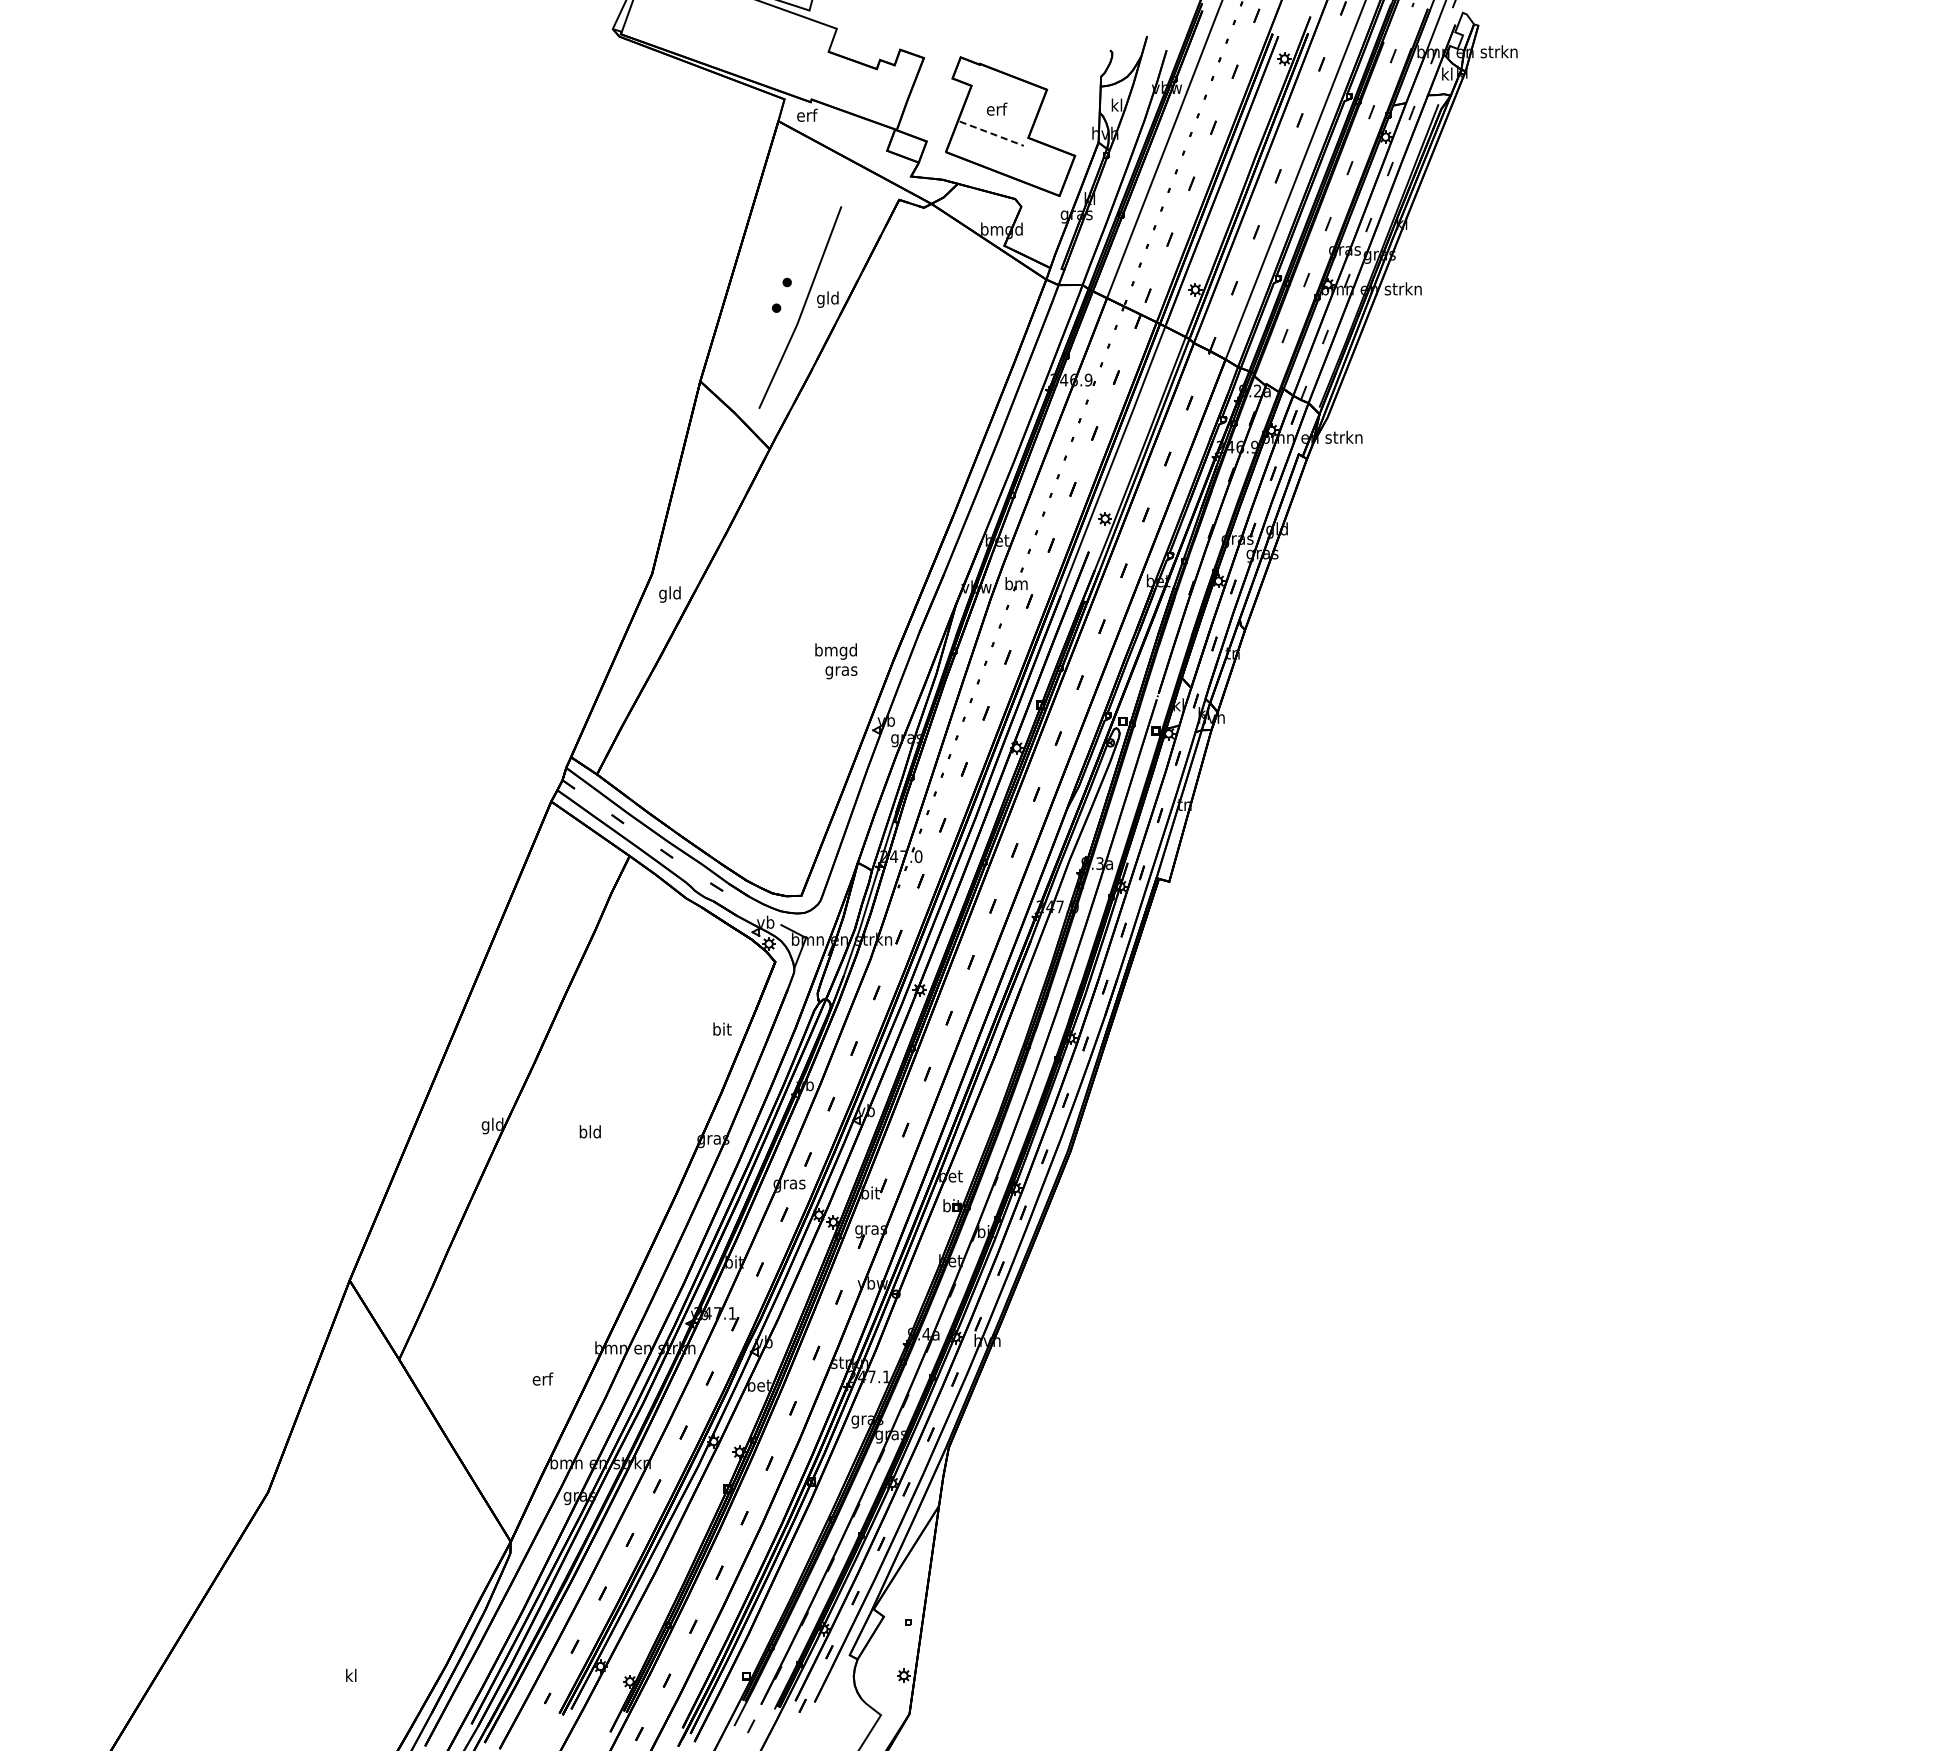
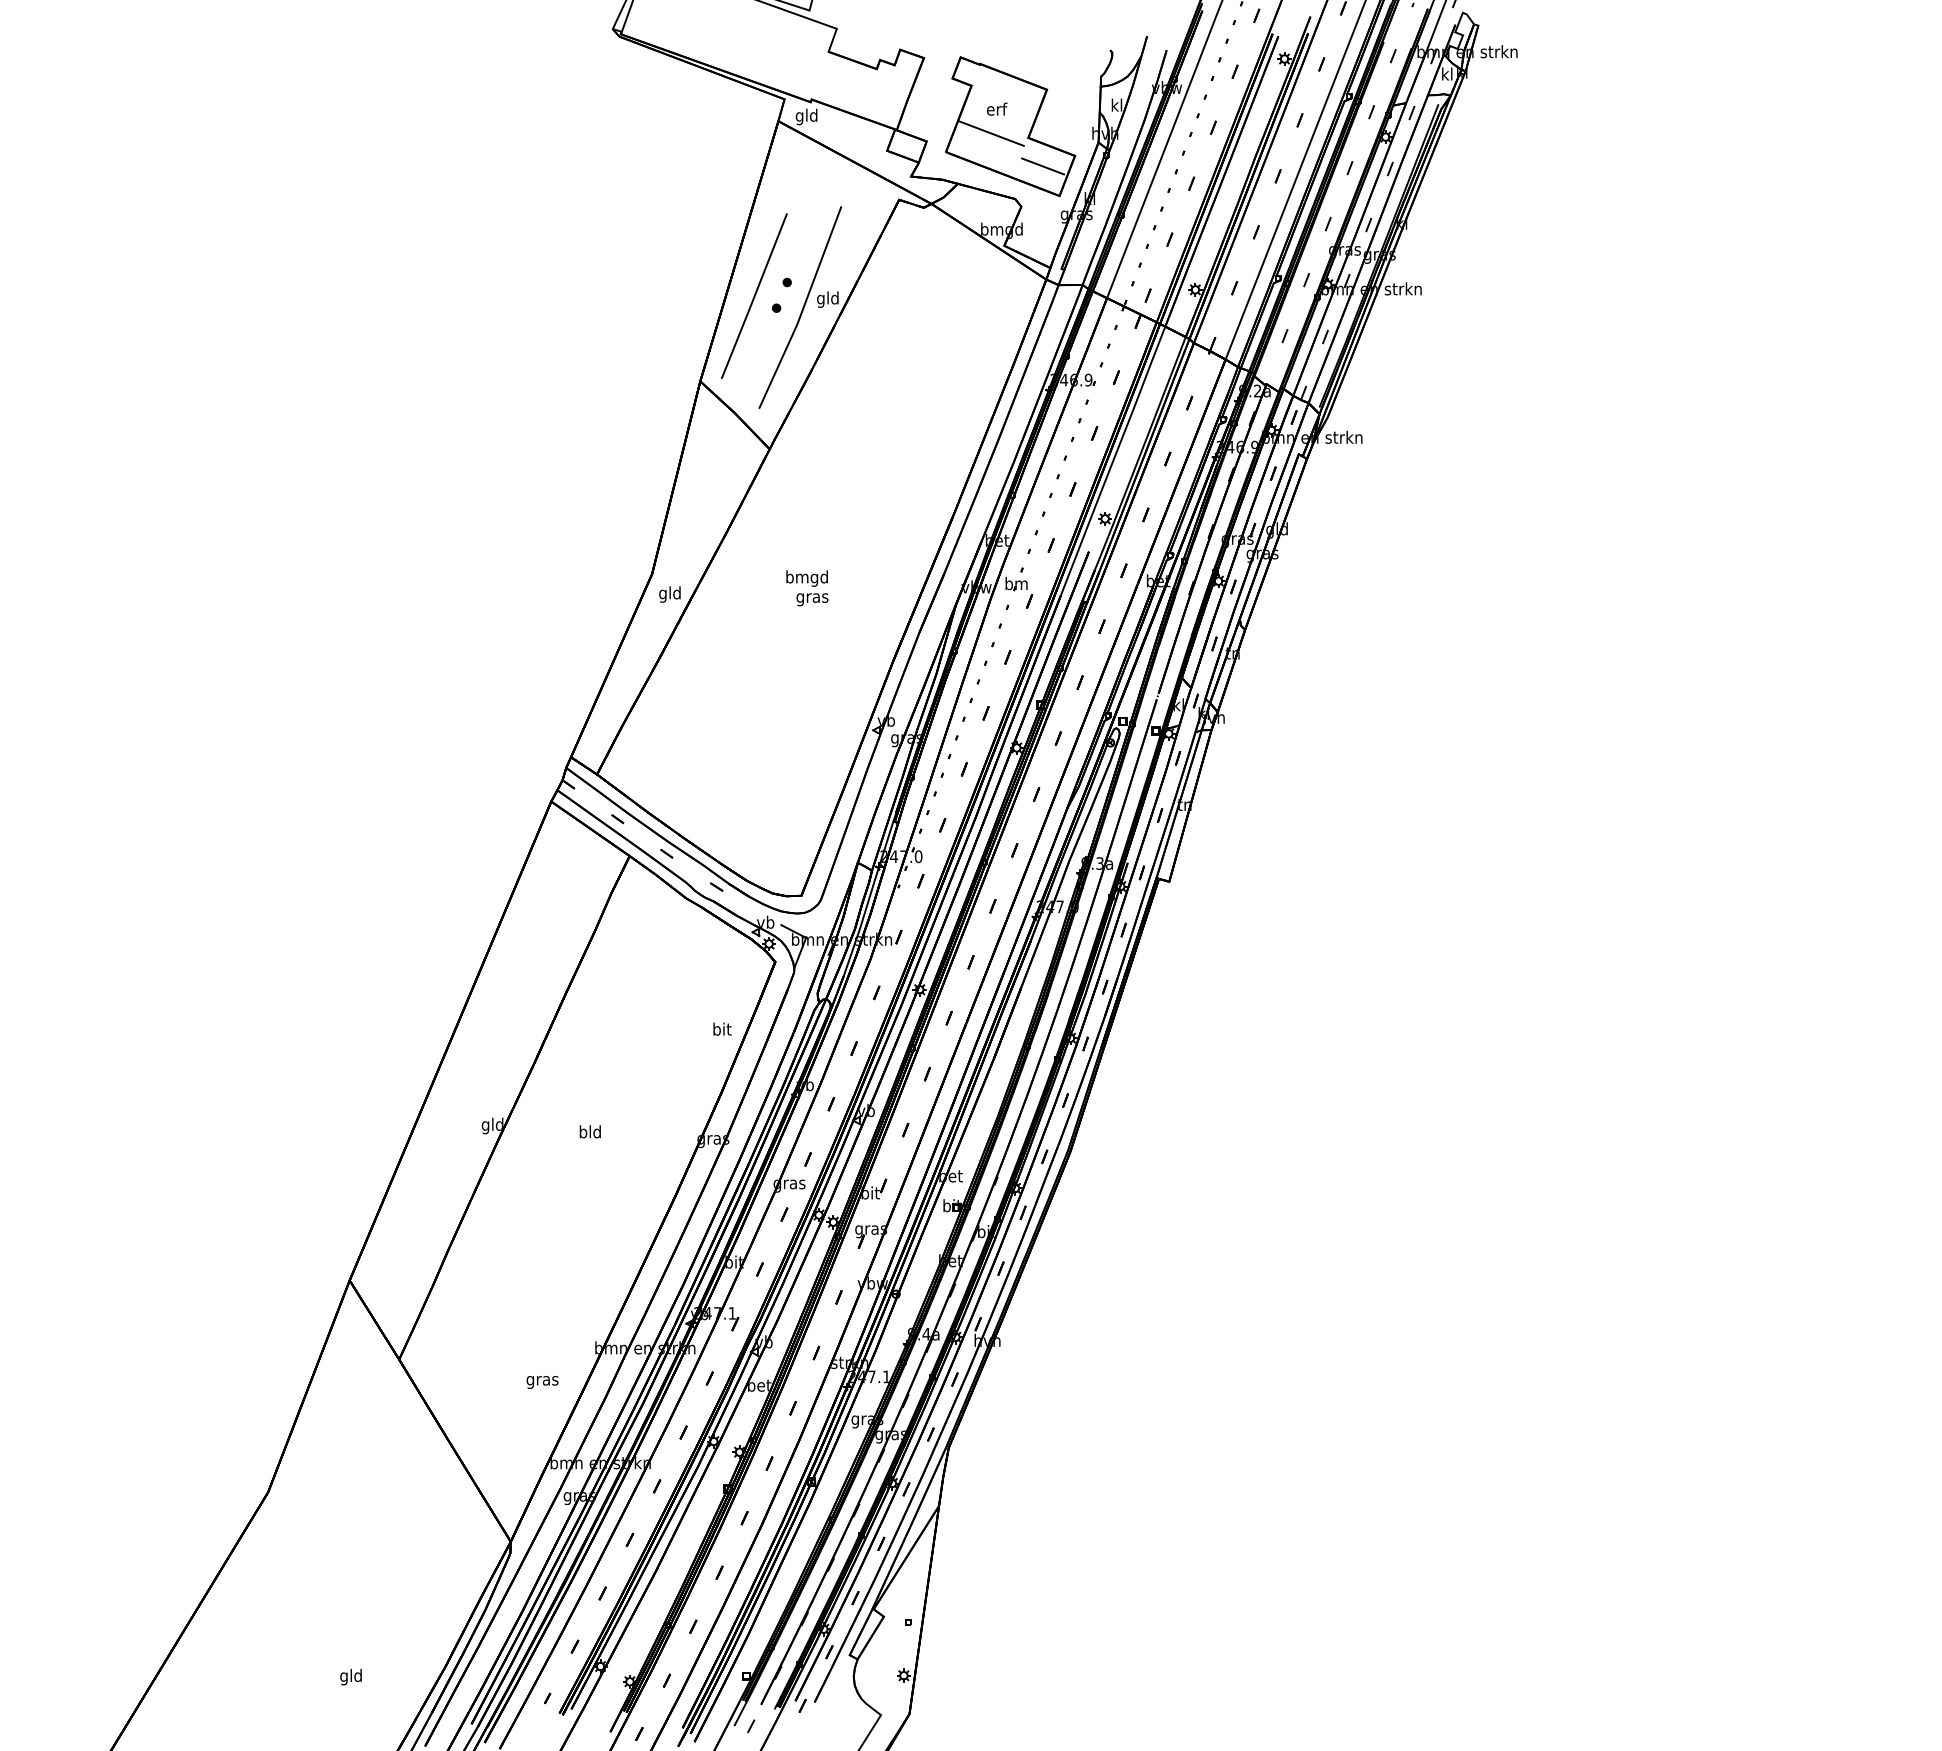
text: erf -> gld (806, 116)
line: dashed -> solid (992, 133)
line: none -> present (1043, 166)
line: none -> present (754, 295)
text position: (836, 661) -> (807, 588) (807, 588)
text: erf -> gras (542, 1380)
text: kl -> gld (350, 1676)
